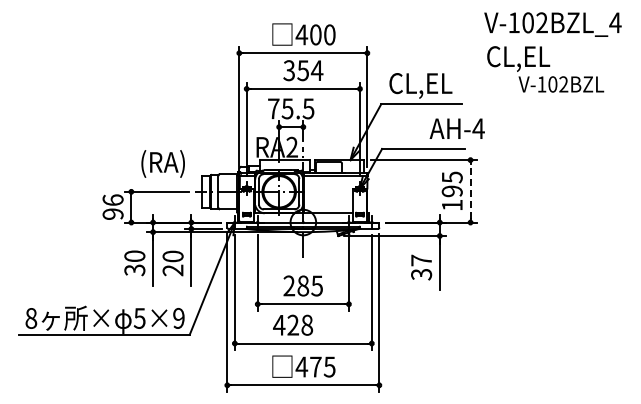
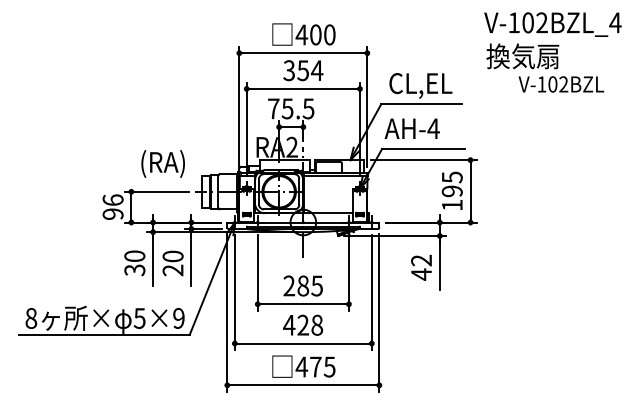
text: CL,EL -> 換気扇 (522, 57)
text position: (456, 128) -> (411, 128) (411, 128)
line: dashed -> solid (470, 190)
text: 37 -> 42 (421, 267)
text position: (293, 324) -> (303, 324) (303, 324)
